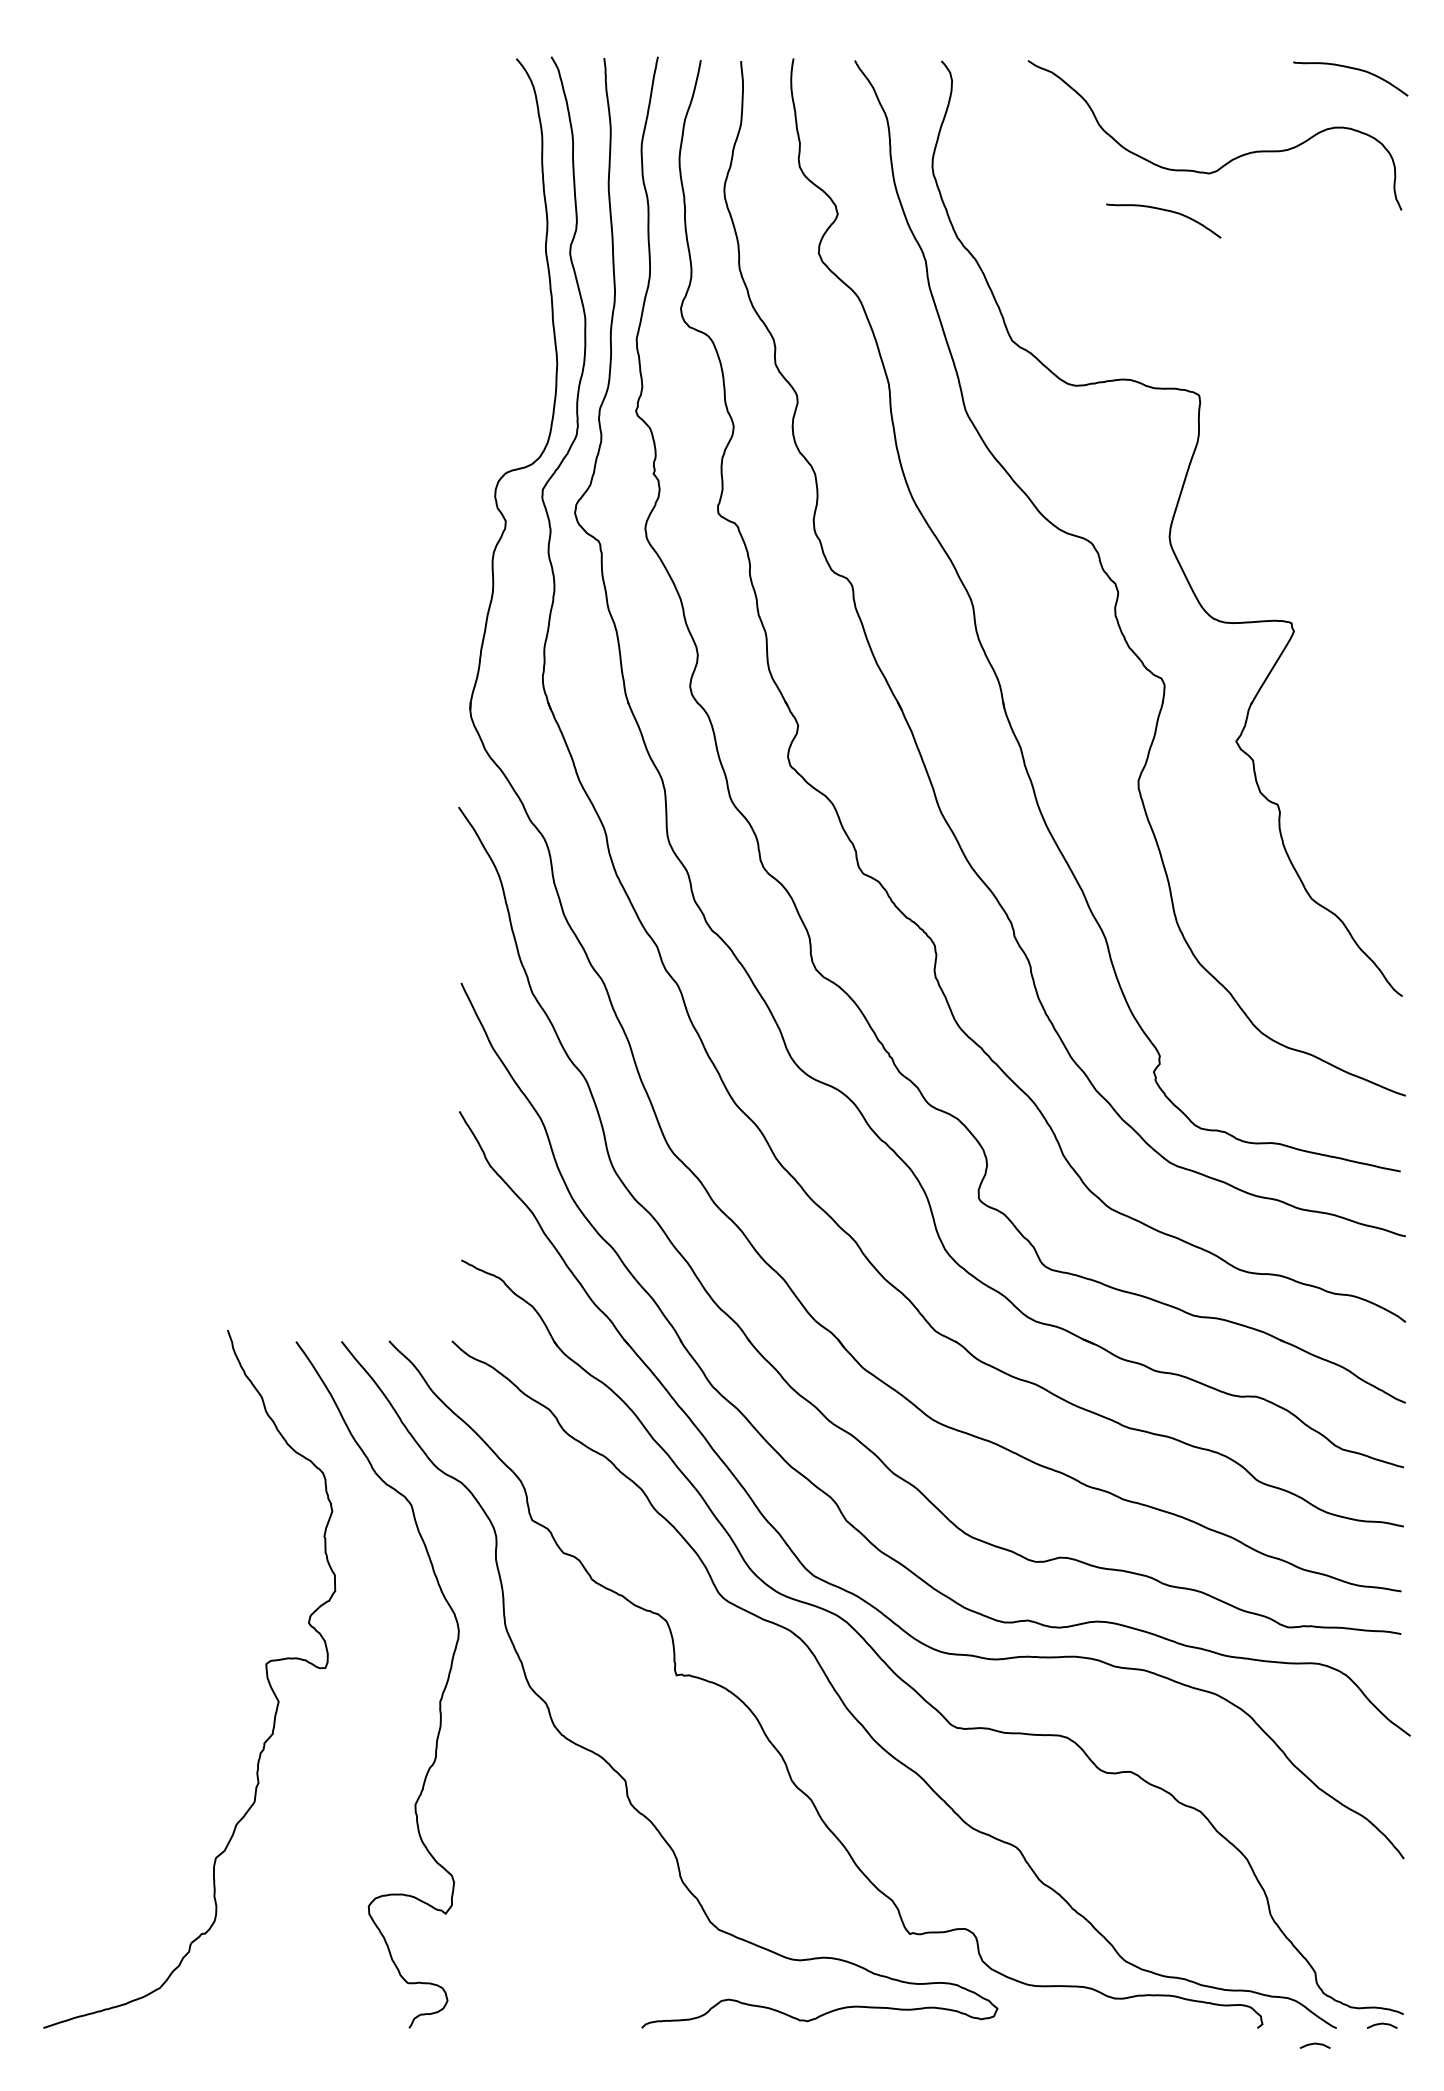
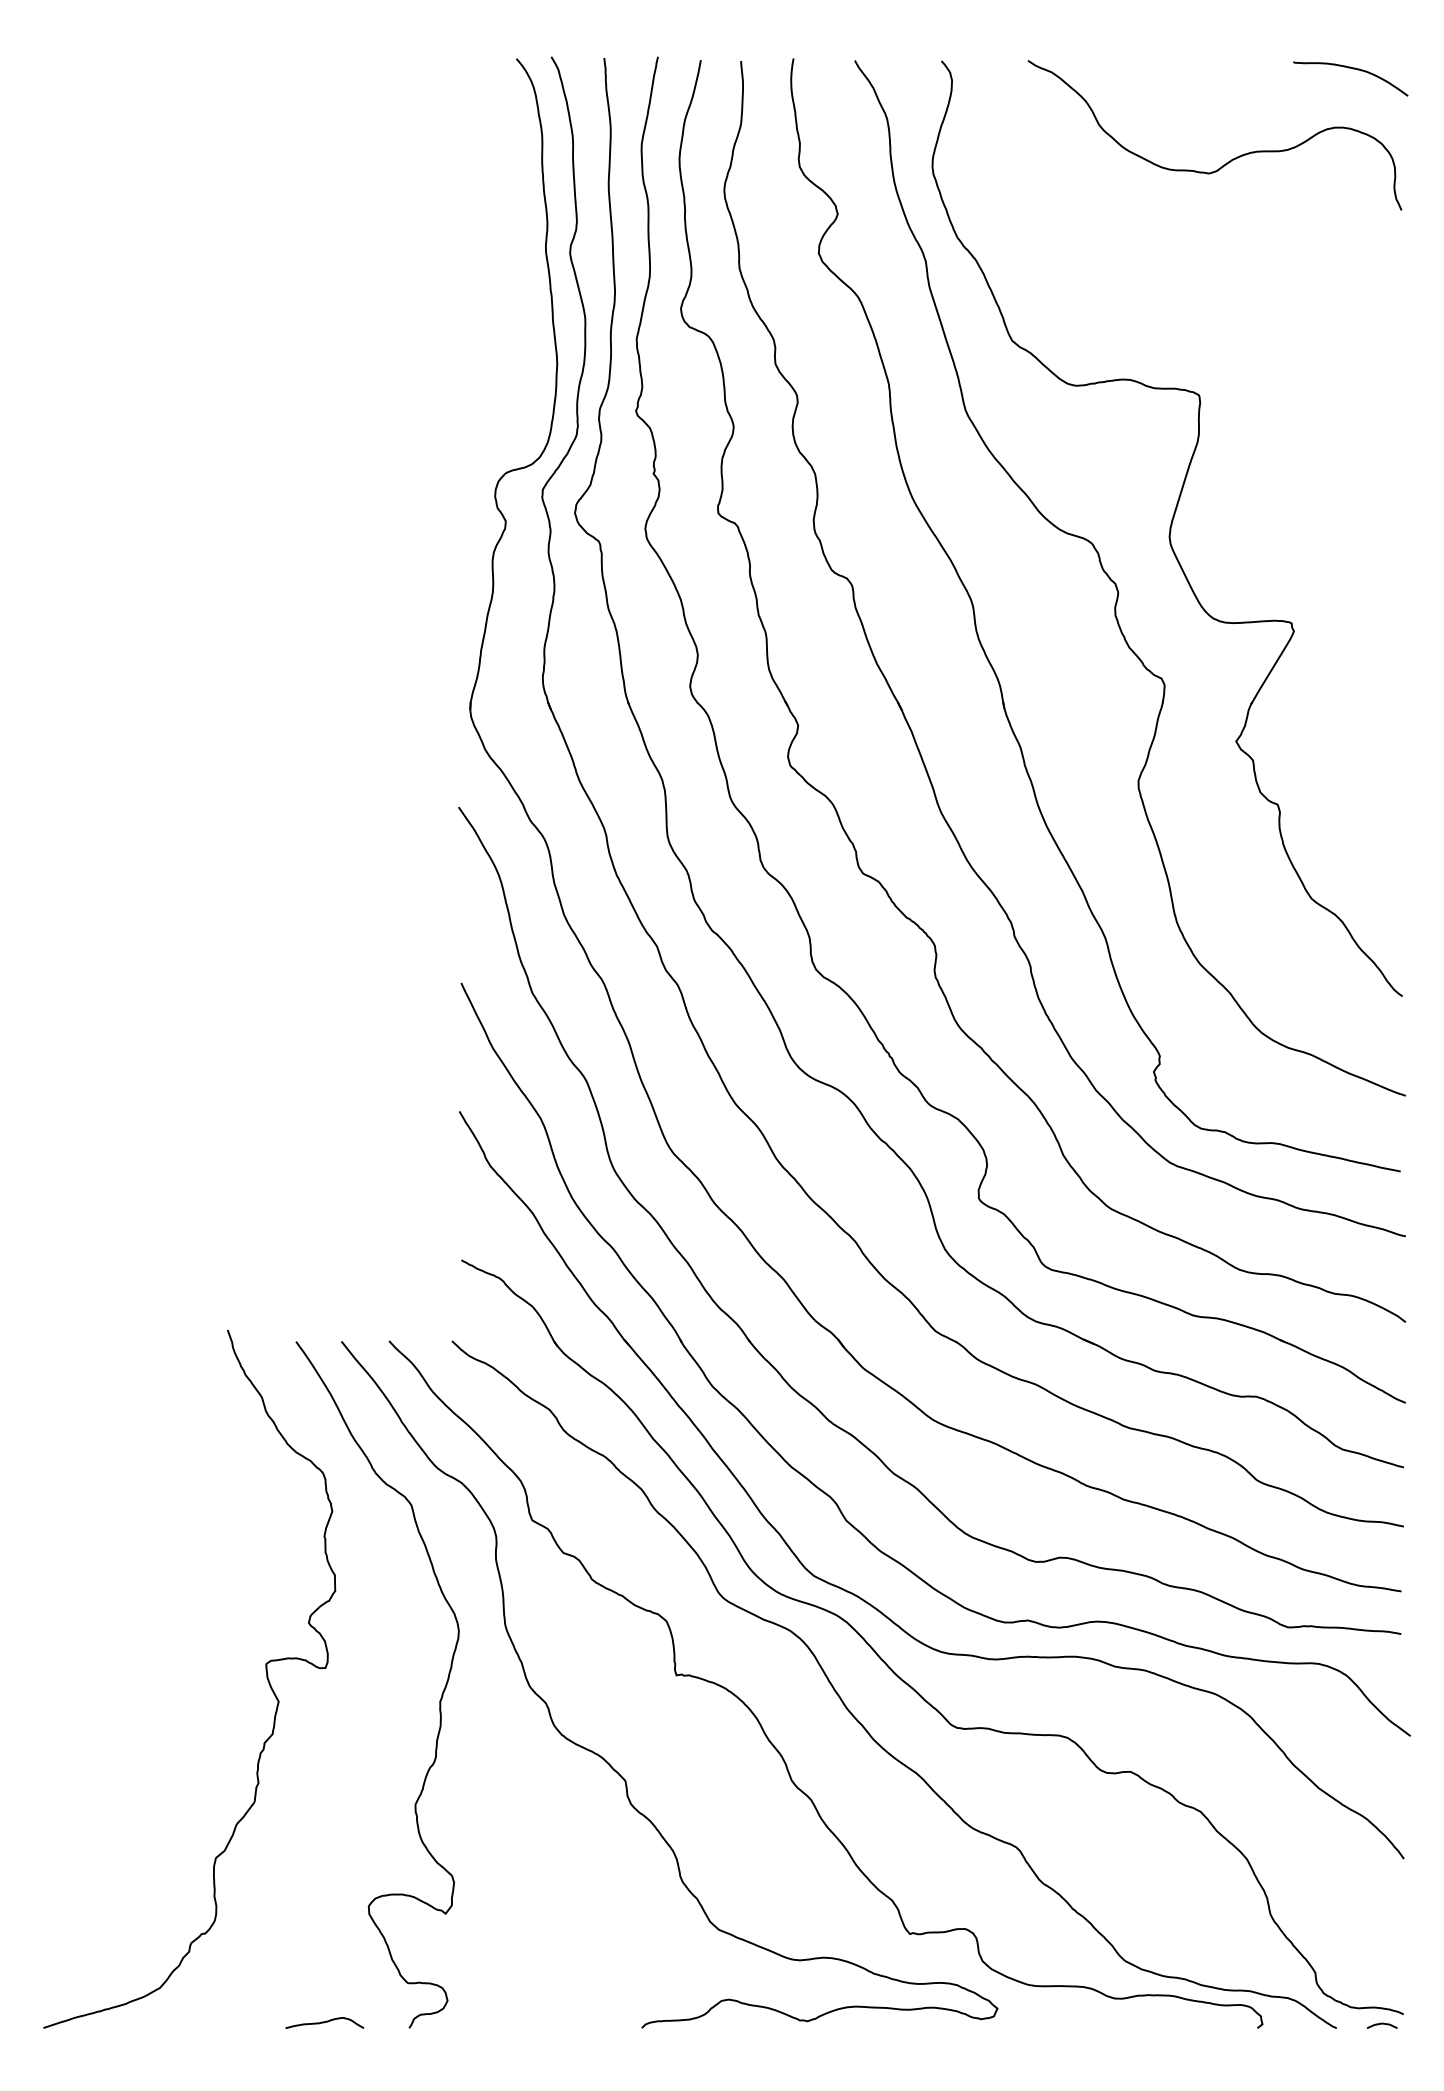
curve: present -> none (1165, 211)
curve: none -> present (324, 2022)
curve: present -> none (1314, 2044)
